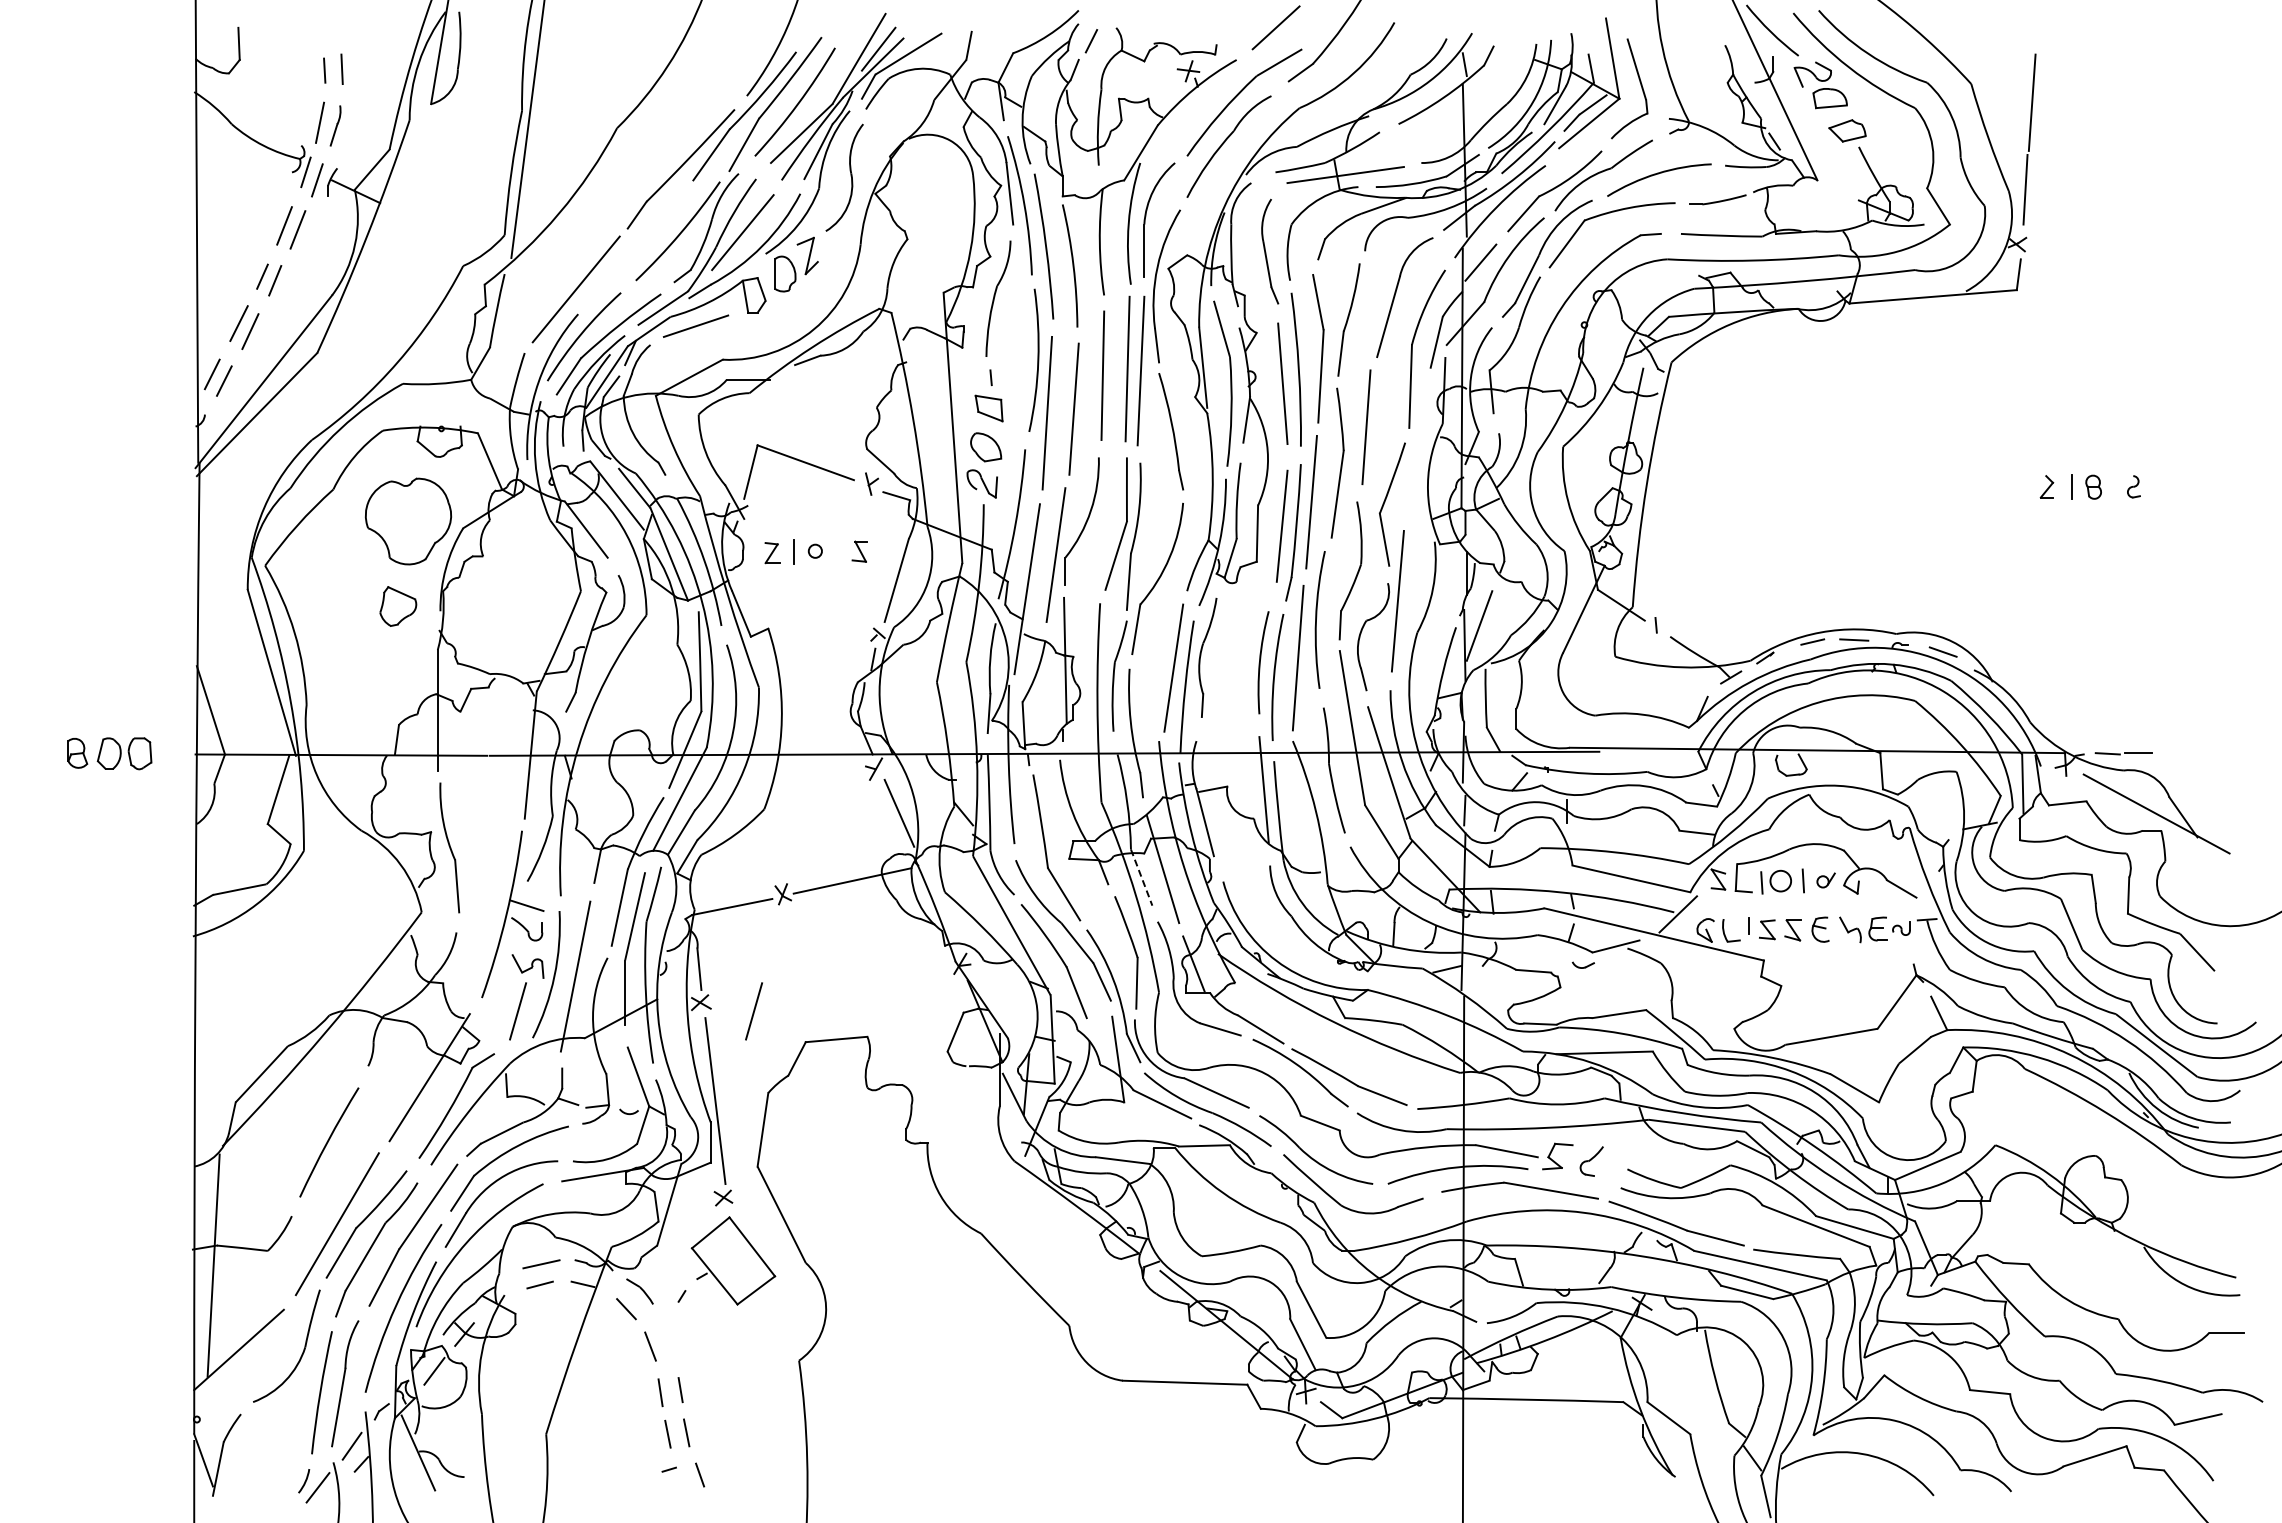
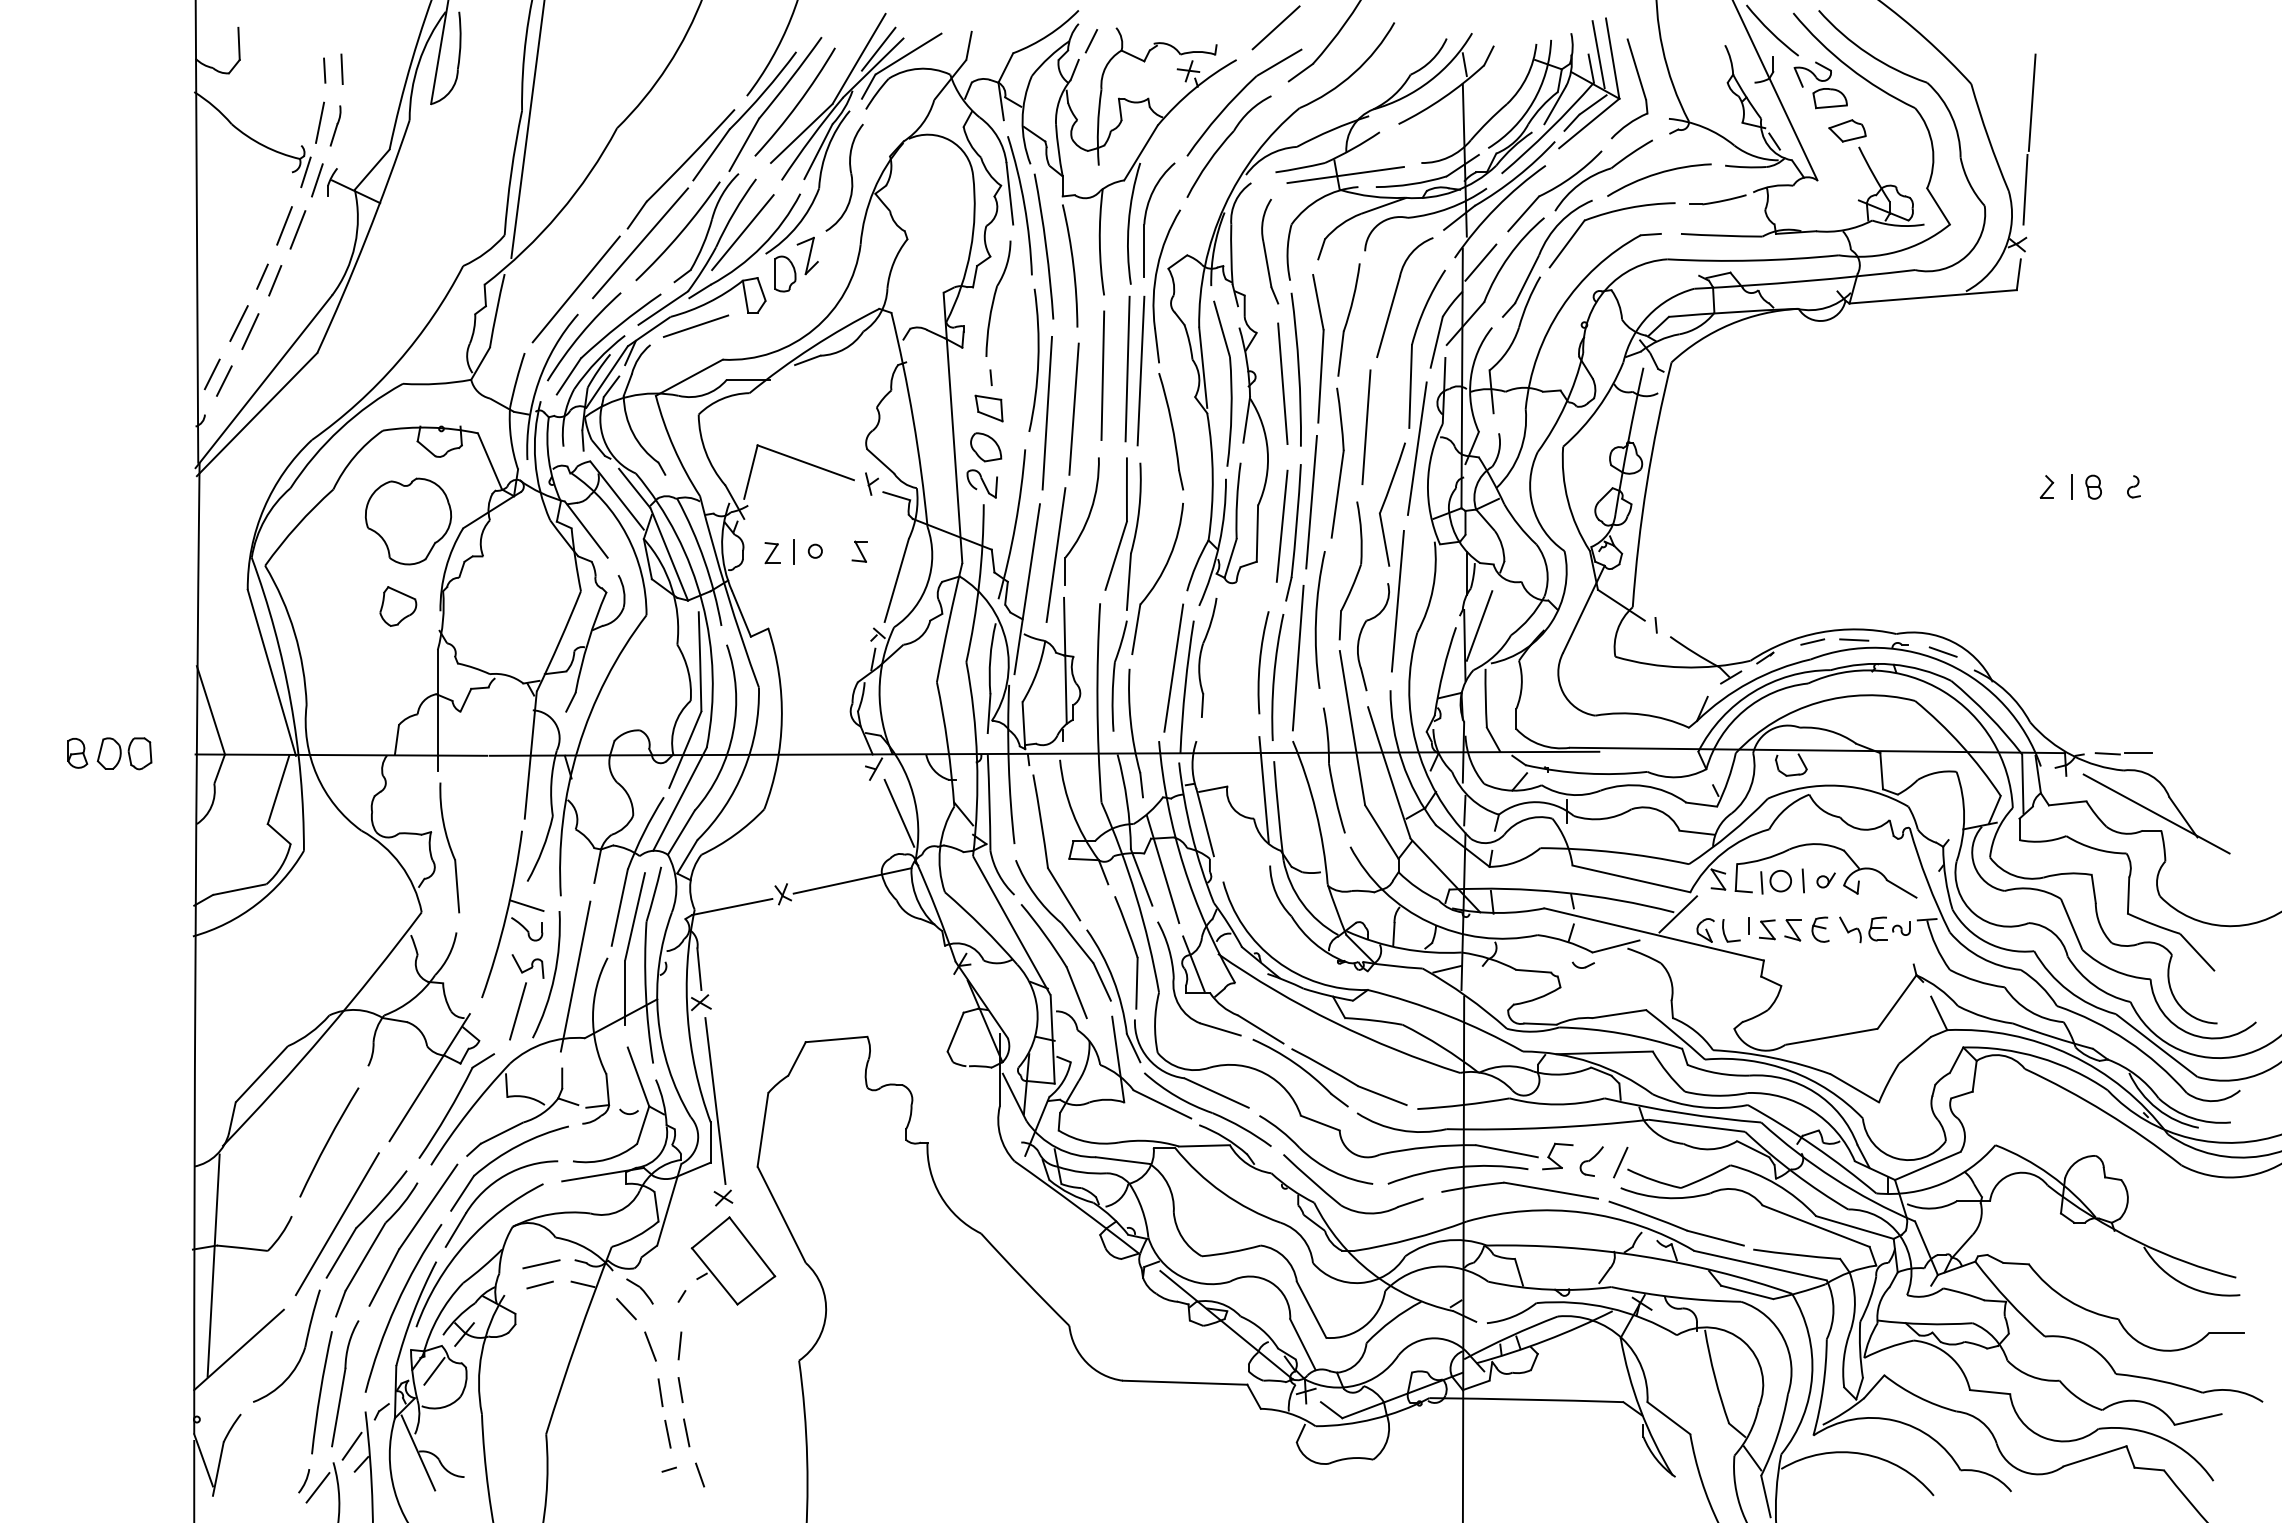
line: none -> present (1598, 54)
line: none -> present (640, 243)
line: none -> present (1416, 448)
line: dashed -> solid (1141, 878)
line: present -> none (753, 1011)
line: none -> present (1620, 1162)
line: none -> present (679, 1345)
